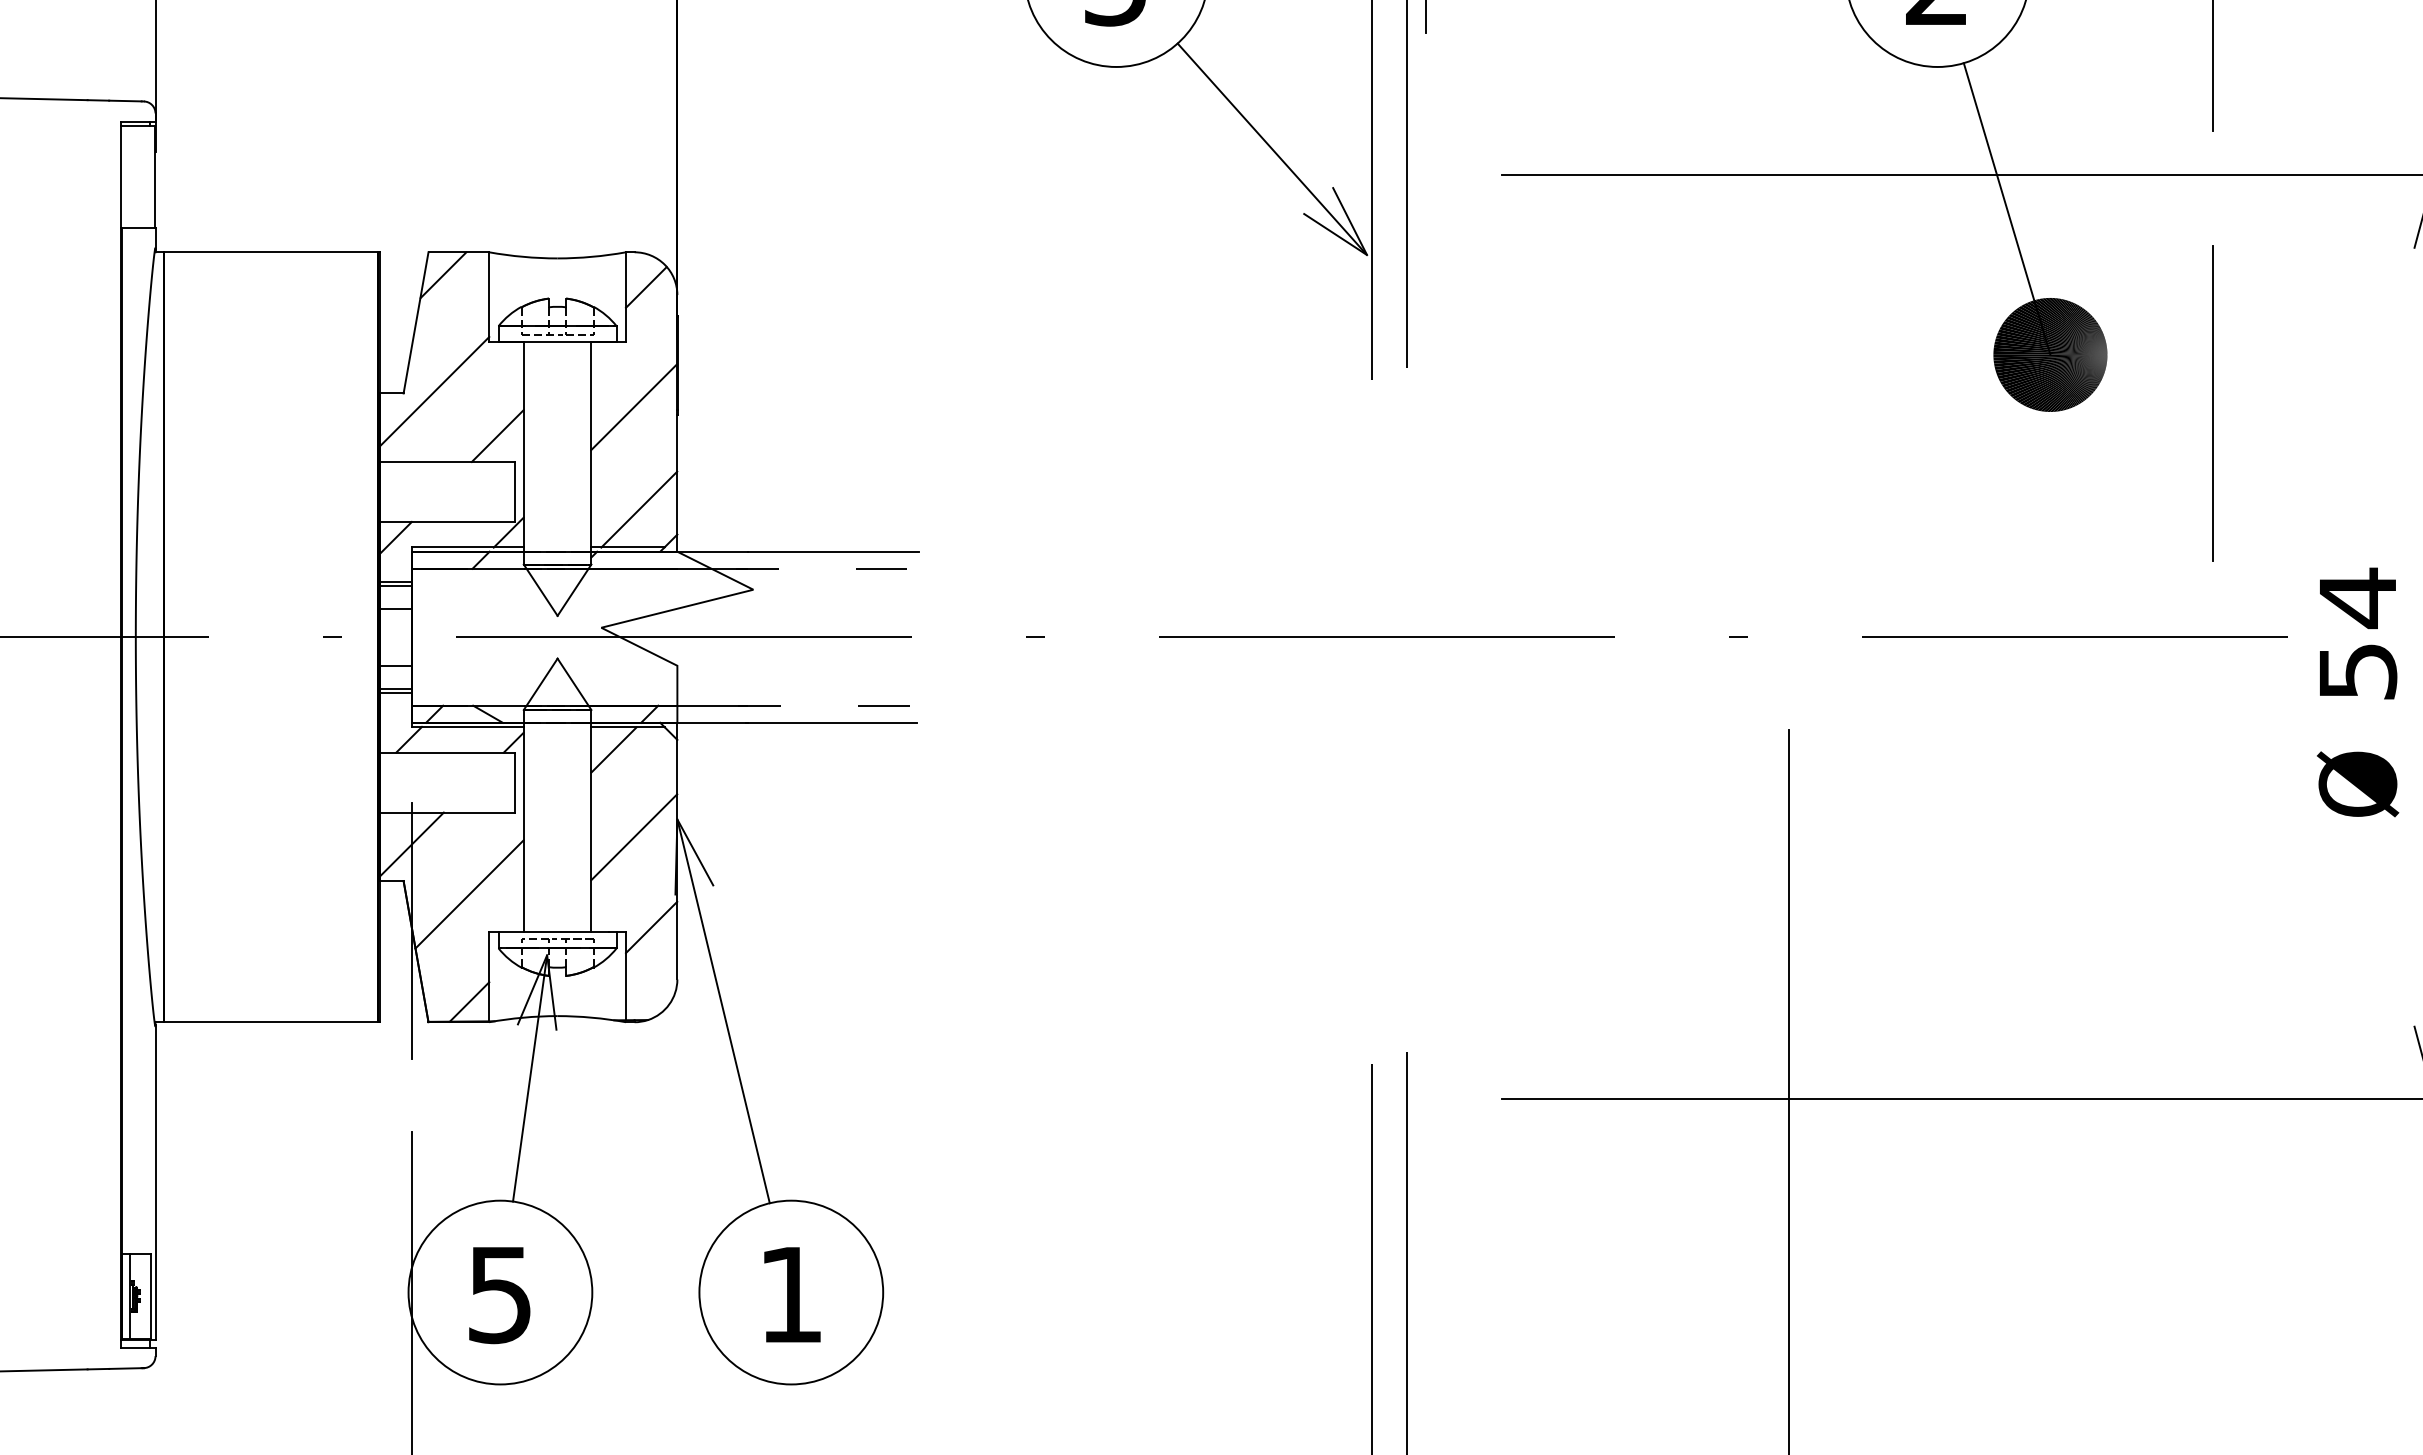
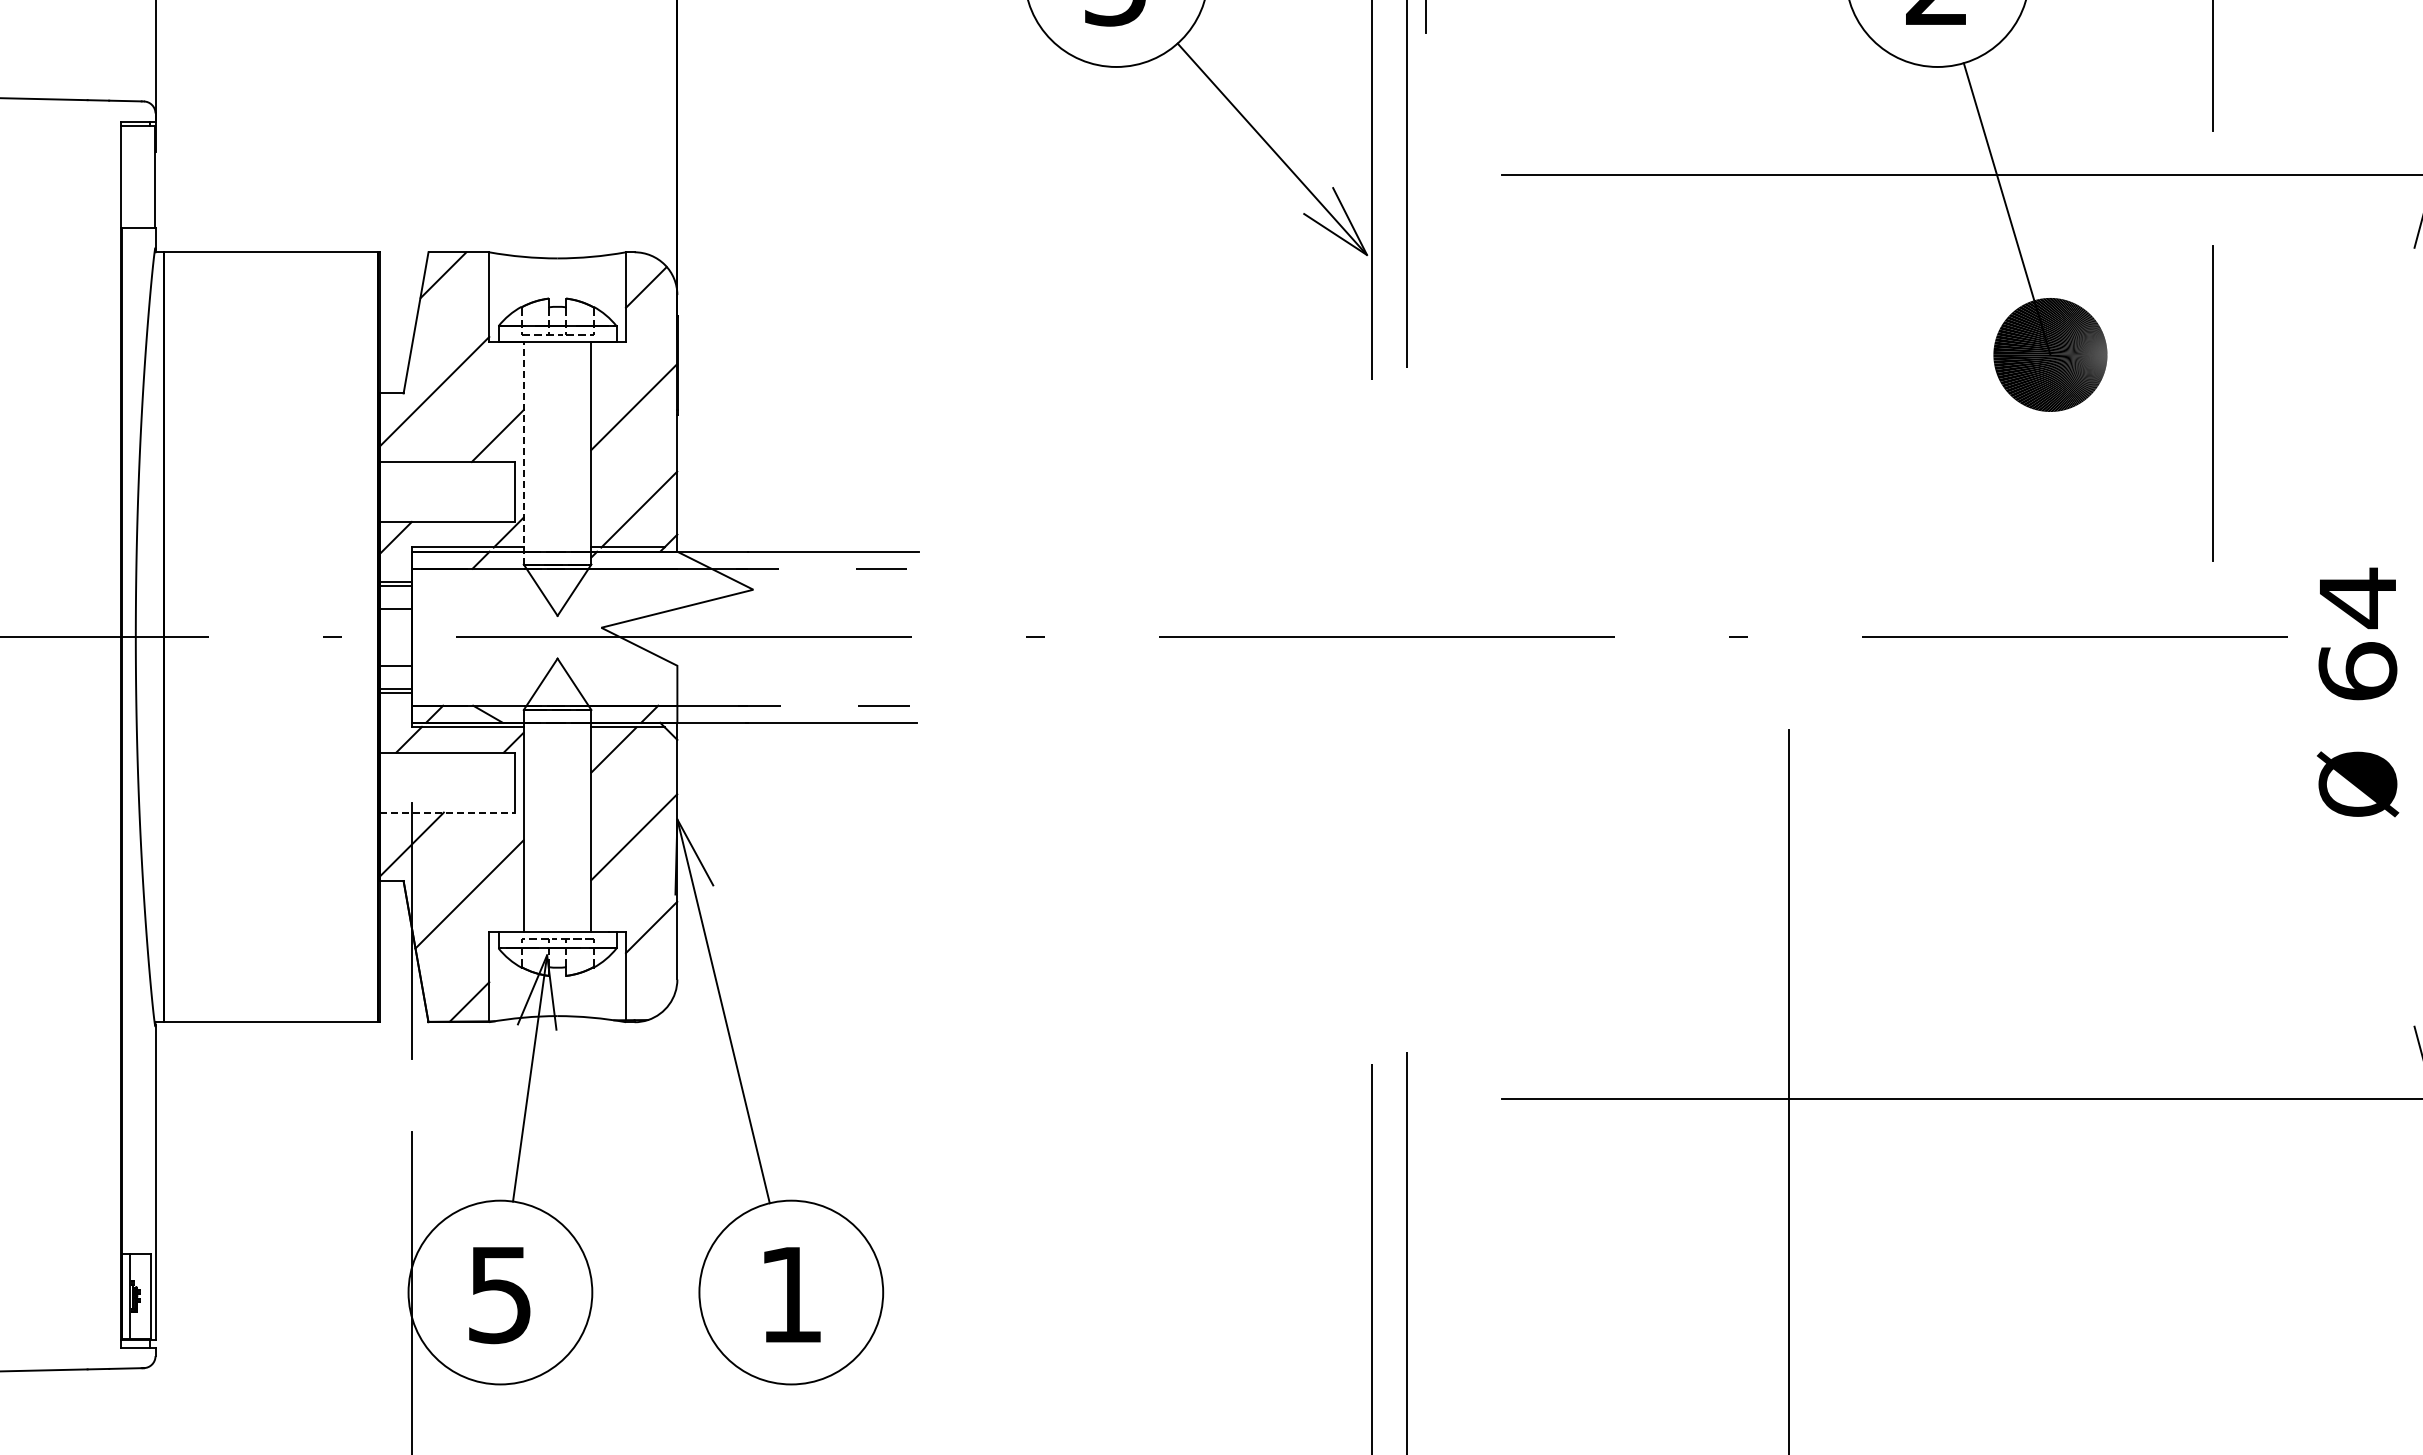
line: solid -> dashed (523, 452)
text: 54 -> 64 (2357, 671)
line: solid -> dashed (447, 812)
